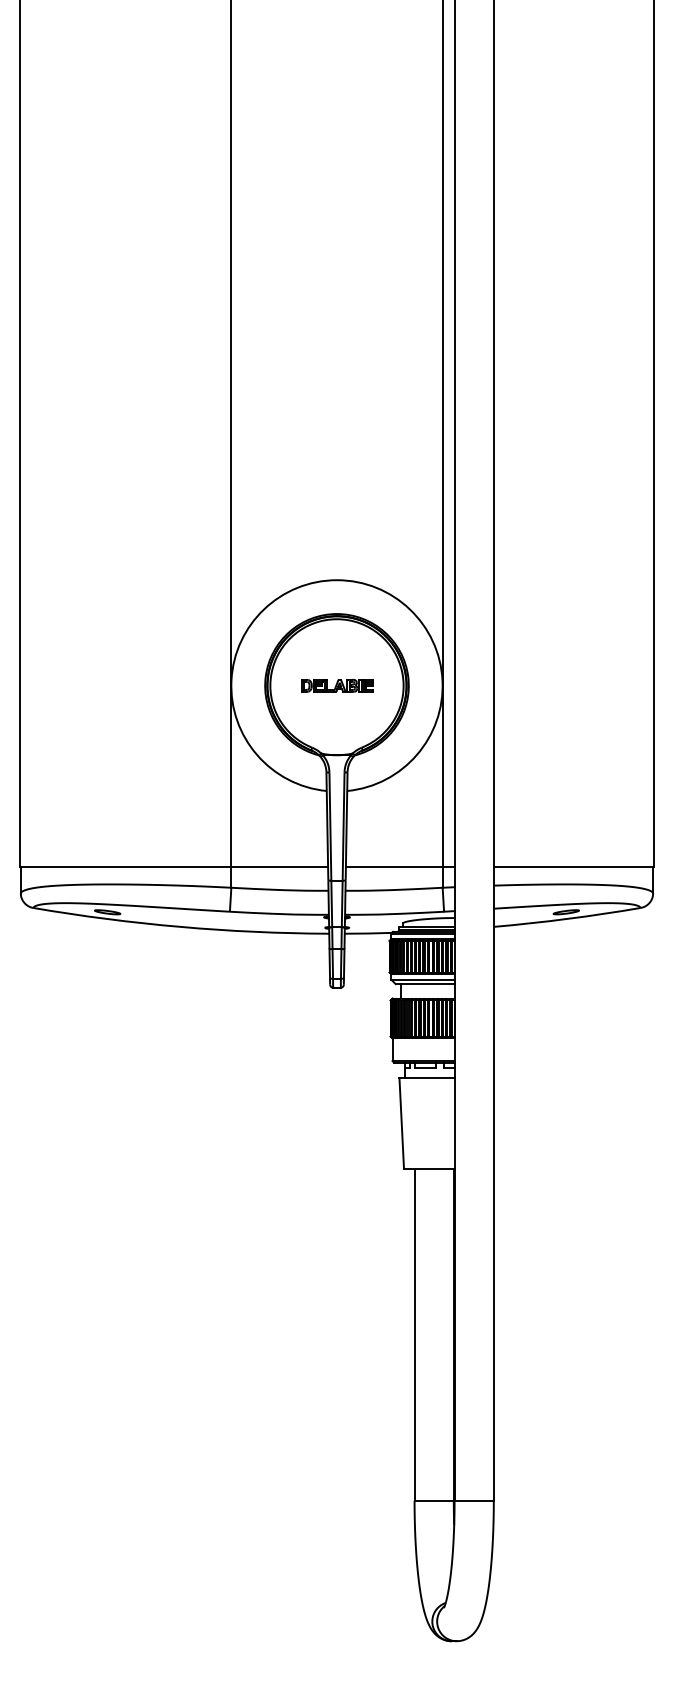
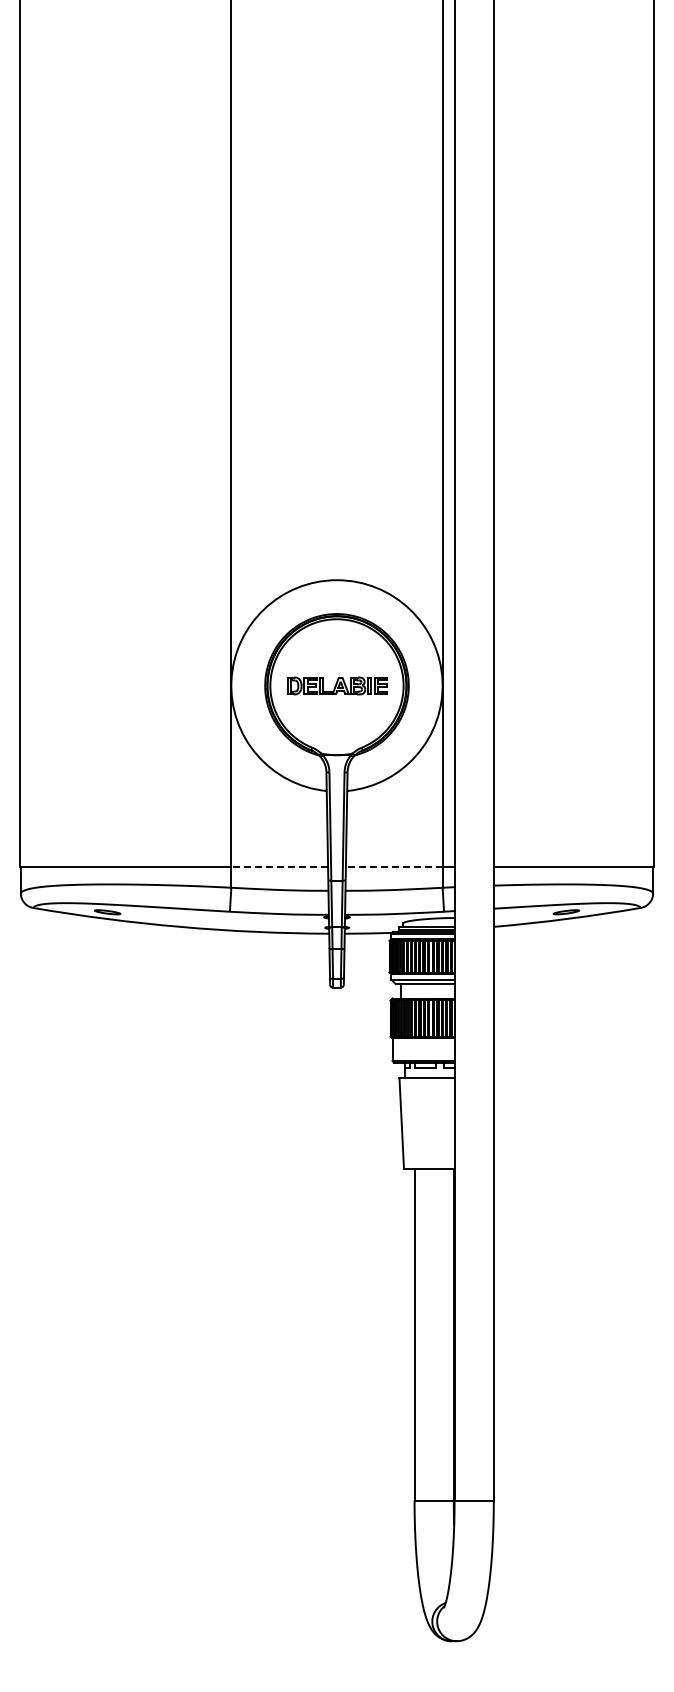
part size: 73x15 px -> 101x20 px (337, 685)
line: solid -> dashed (279, 866)
line: solid -> dashed (393, 866)
